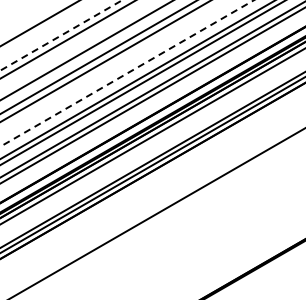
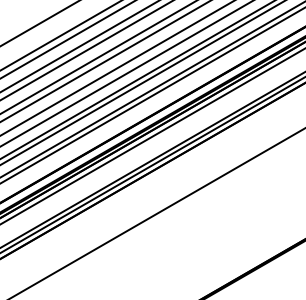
line: dashed -> solid (61, 35)
line: none -> present (79, 46)
line: none -> present (116, 68)
line: dashed -> solid (127, 73)
